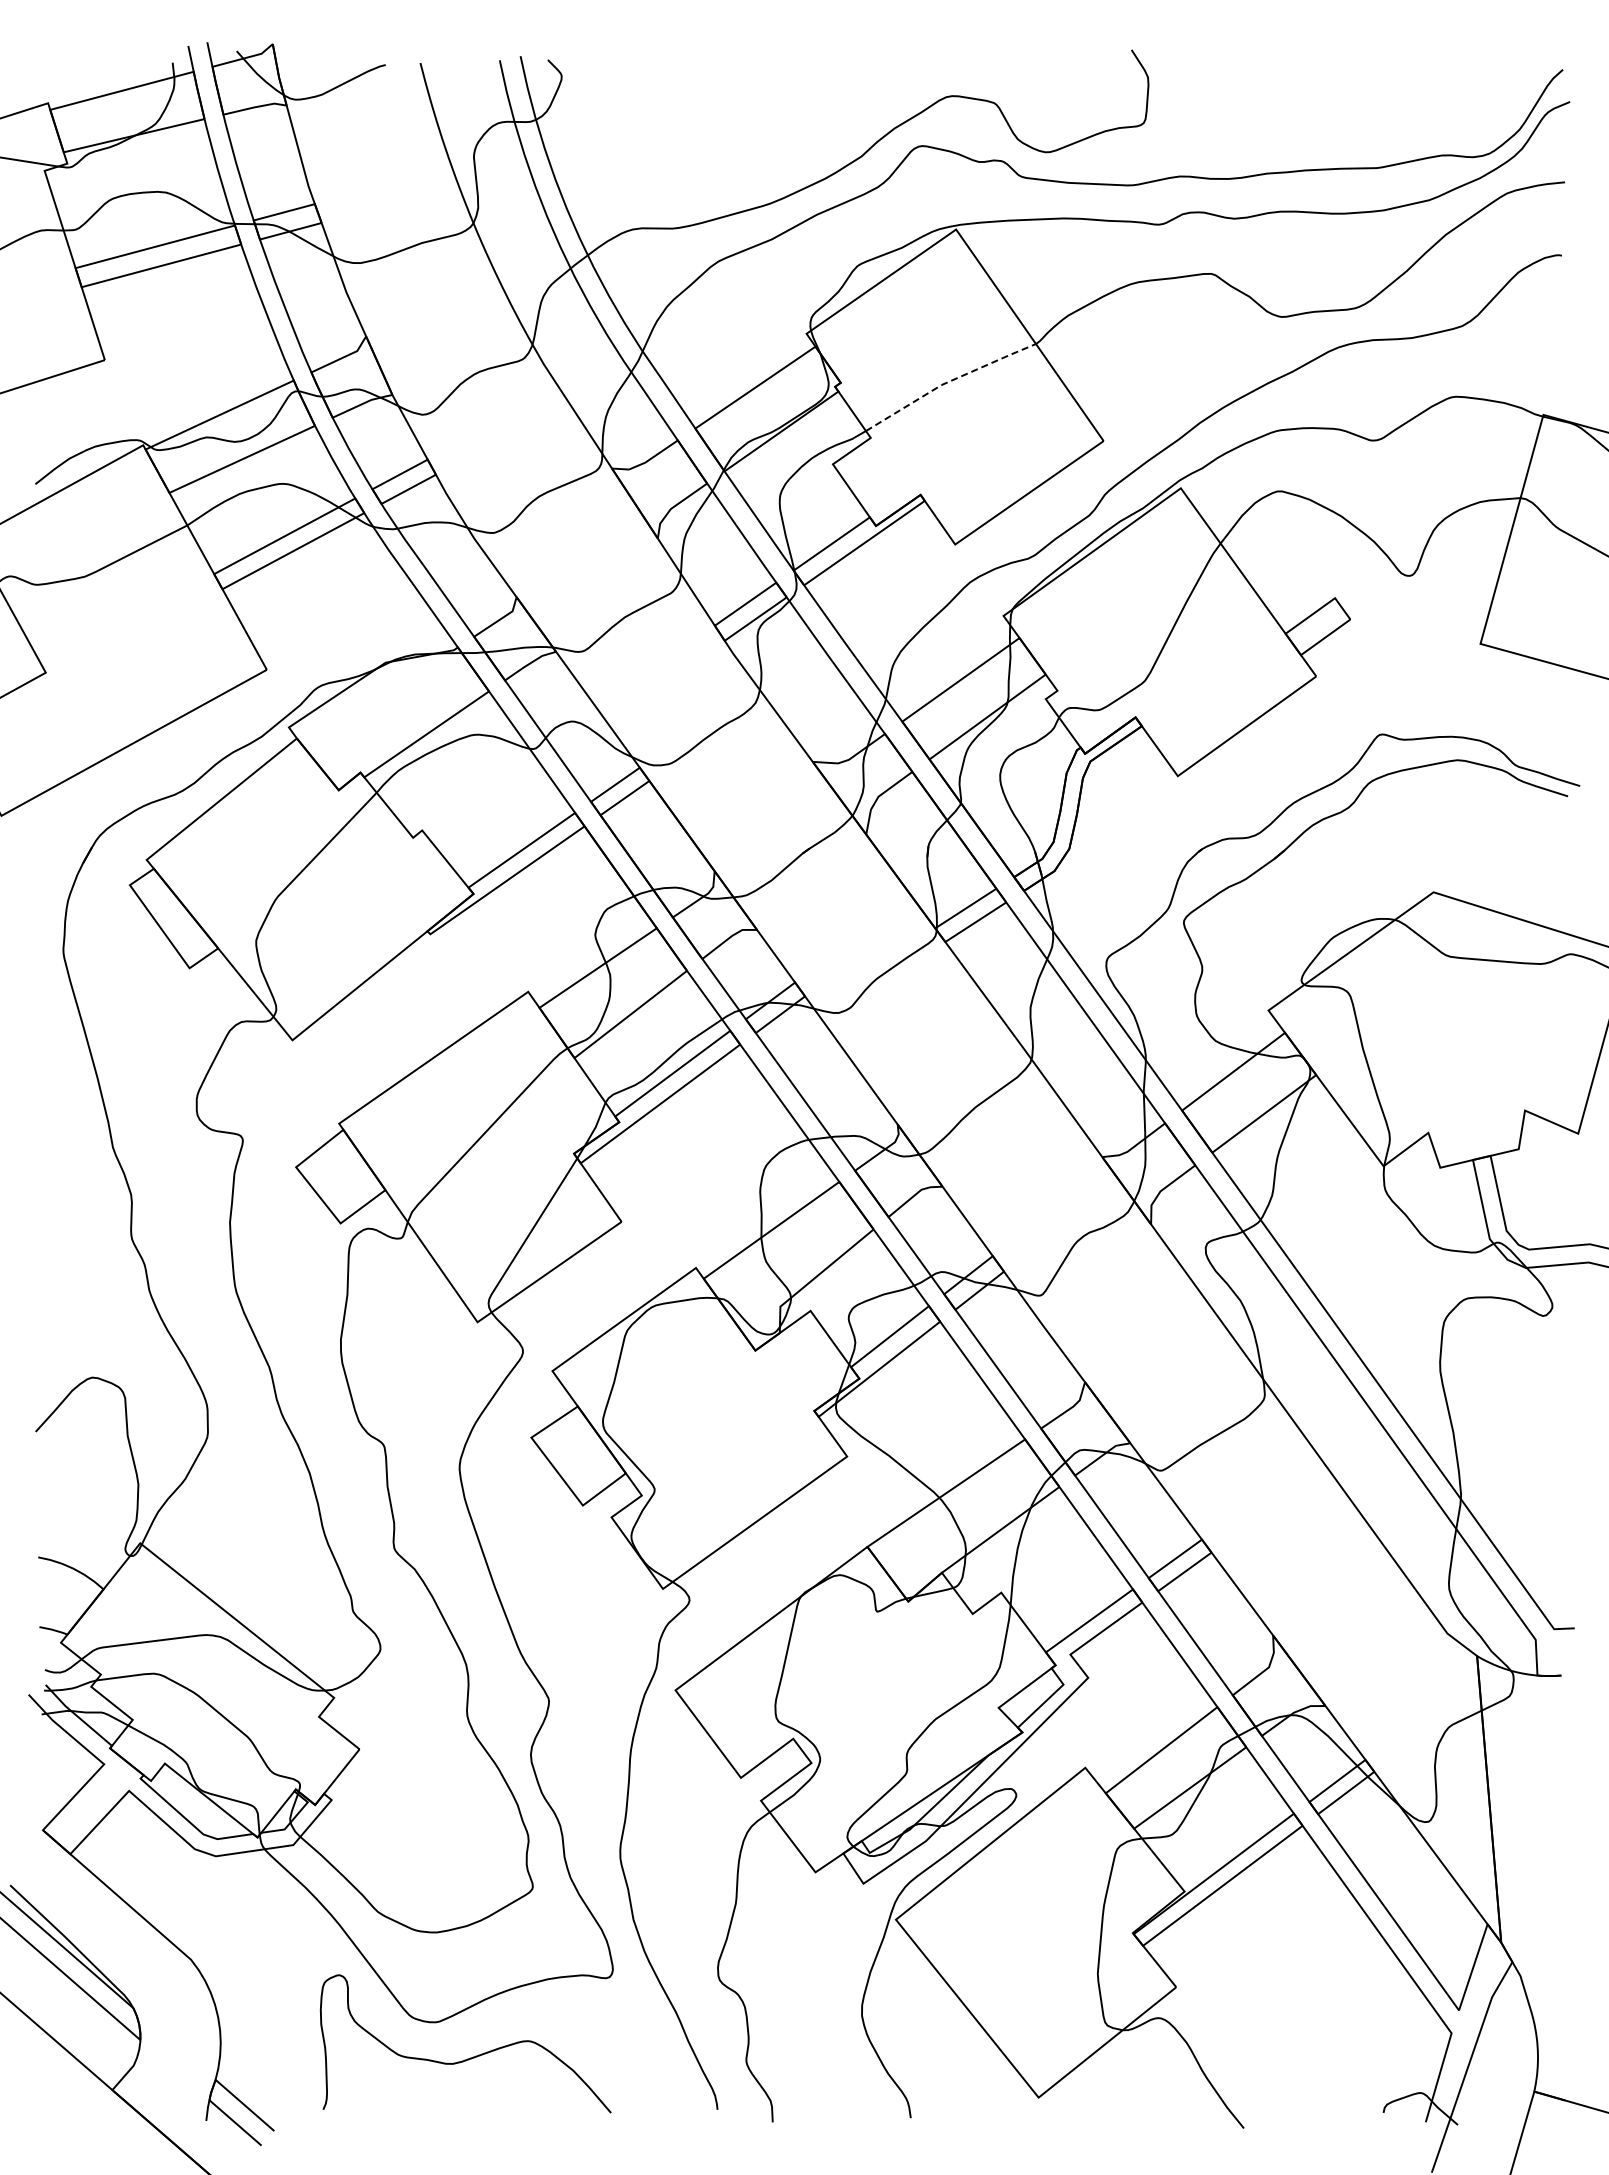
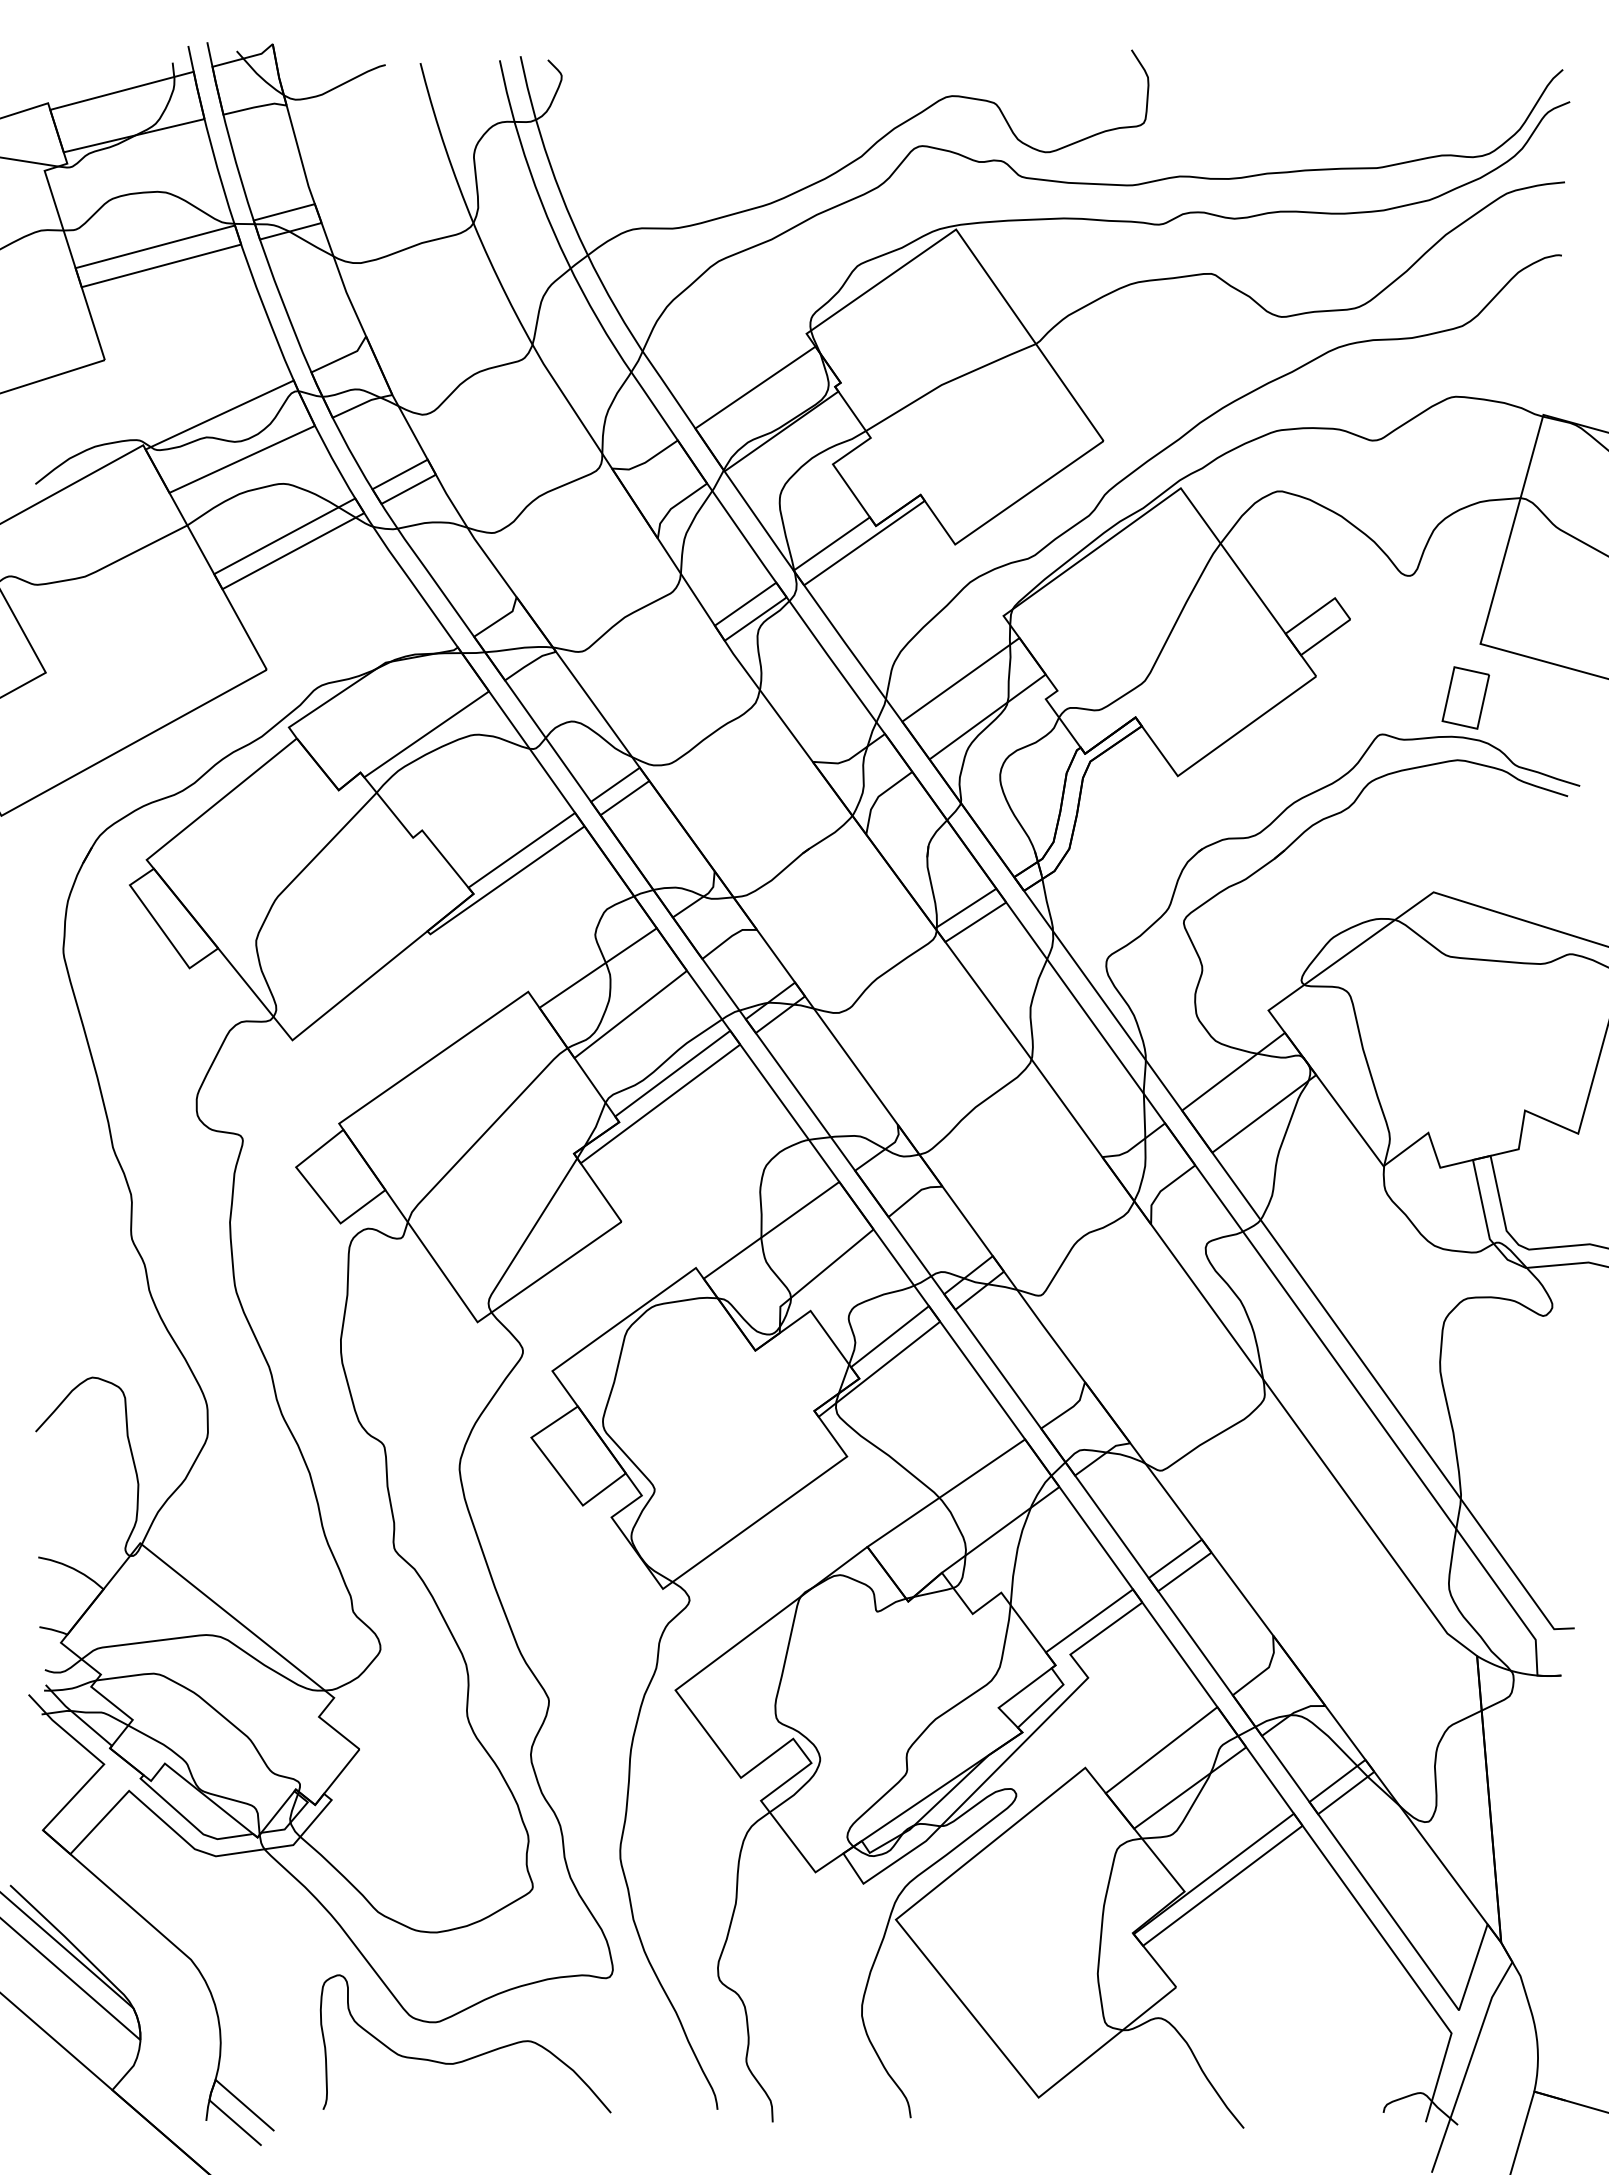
line: dashed -> solid (948, 381)
part: none -> present (1465, 697)
